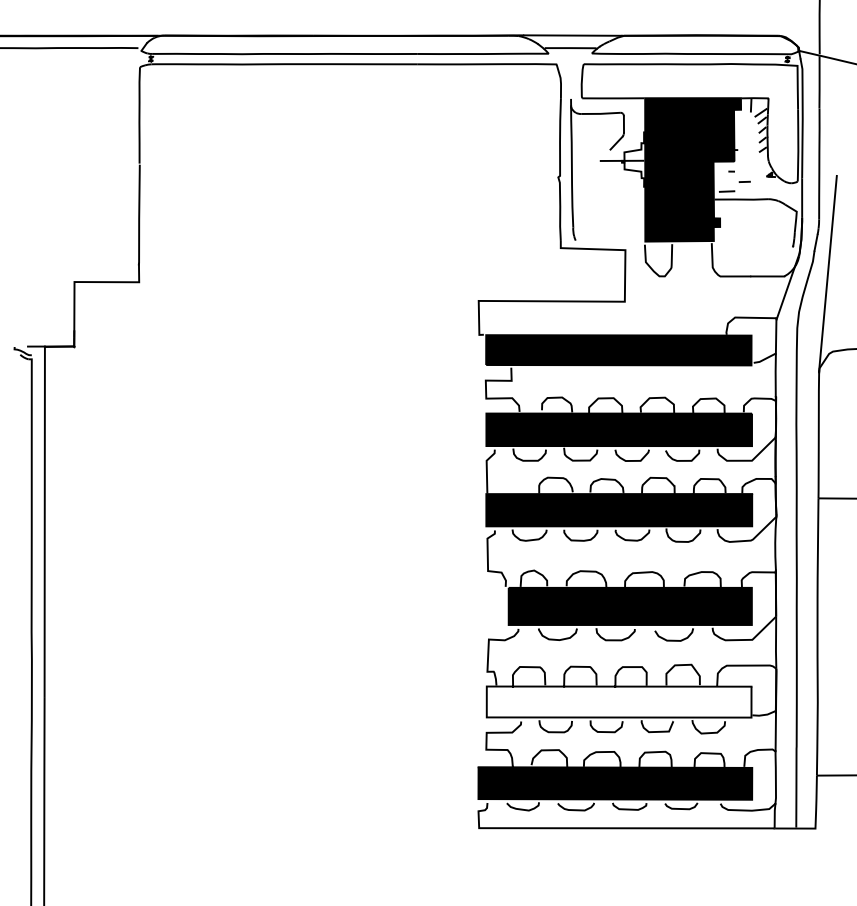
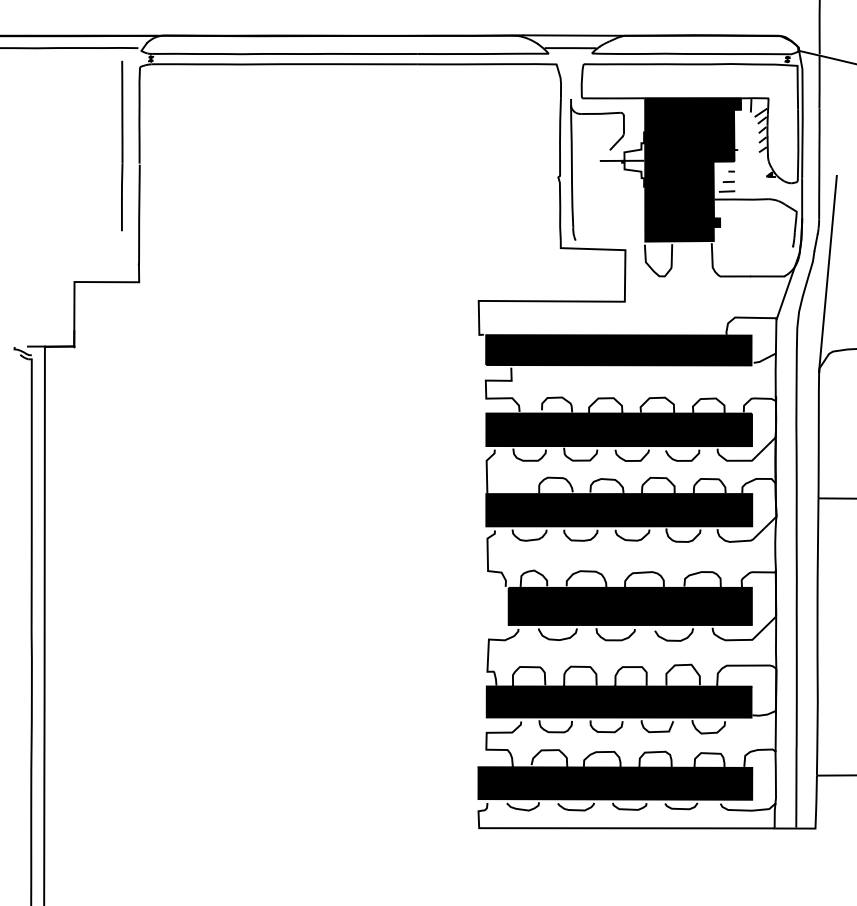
line: none -> present (122, 145)
line position: (744, 181) -> (728, 181) (728, 181)
fill: none -> present (618, 701)
